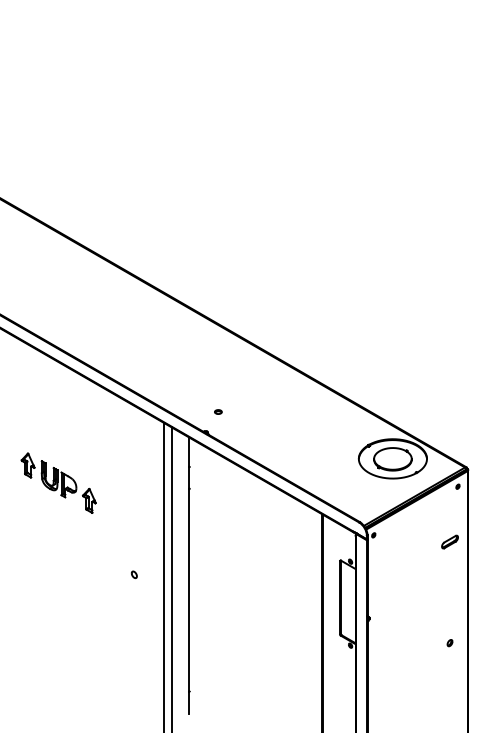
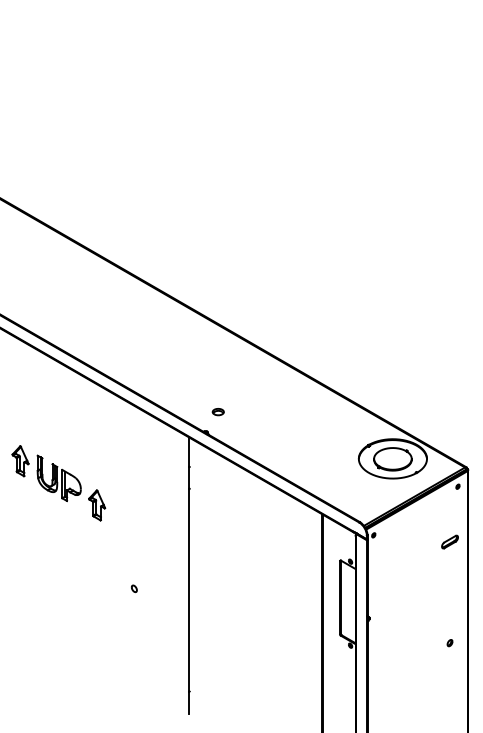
part size: 9x6 px -> 14x9 px (217, 412)
part size: 77x62 px -> 96x77 px (58, 483)
part position: (134, 574) -> (134, 588) (134, 588)
line: present -> none (163, 575)
line: present -> none (171, 578)
